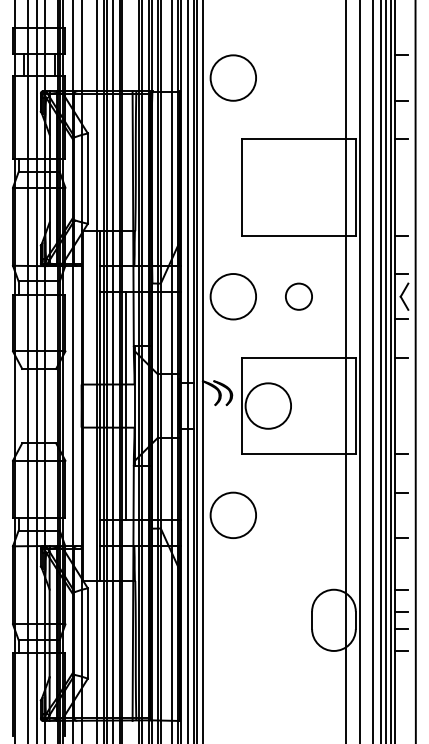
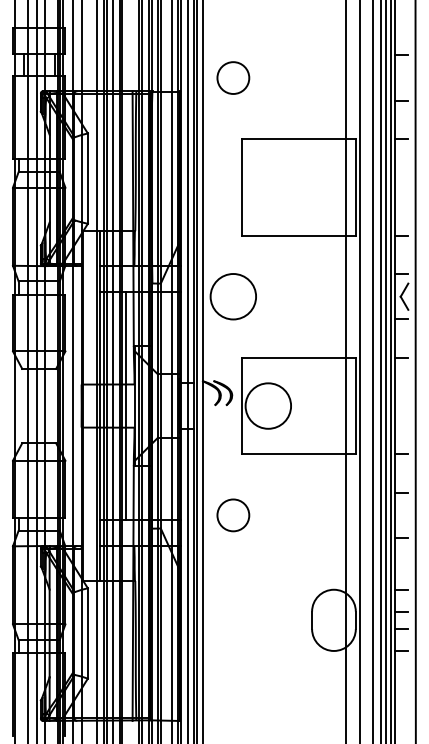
circle diameter: 45 px -> 32 px (233, 77)
circle: present -> none (298, 296)
circle diameter: 45 px -> 32 px (233, 515)
